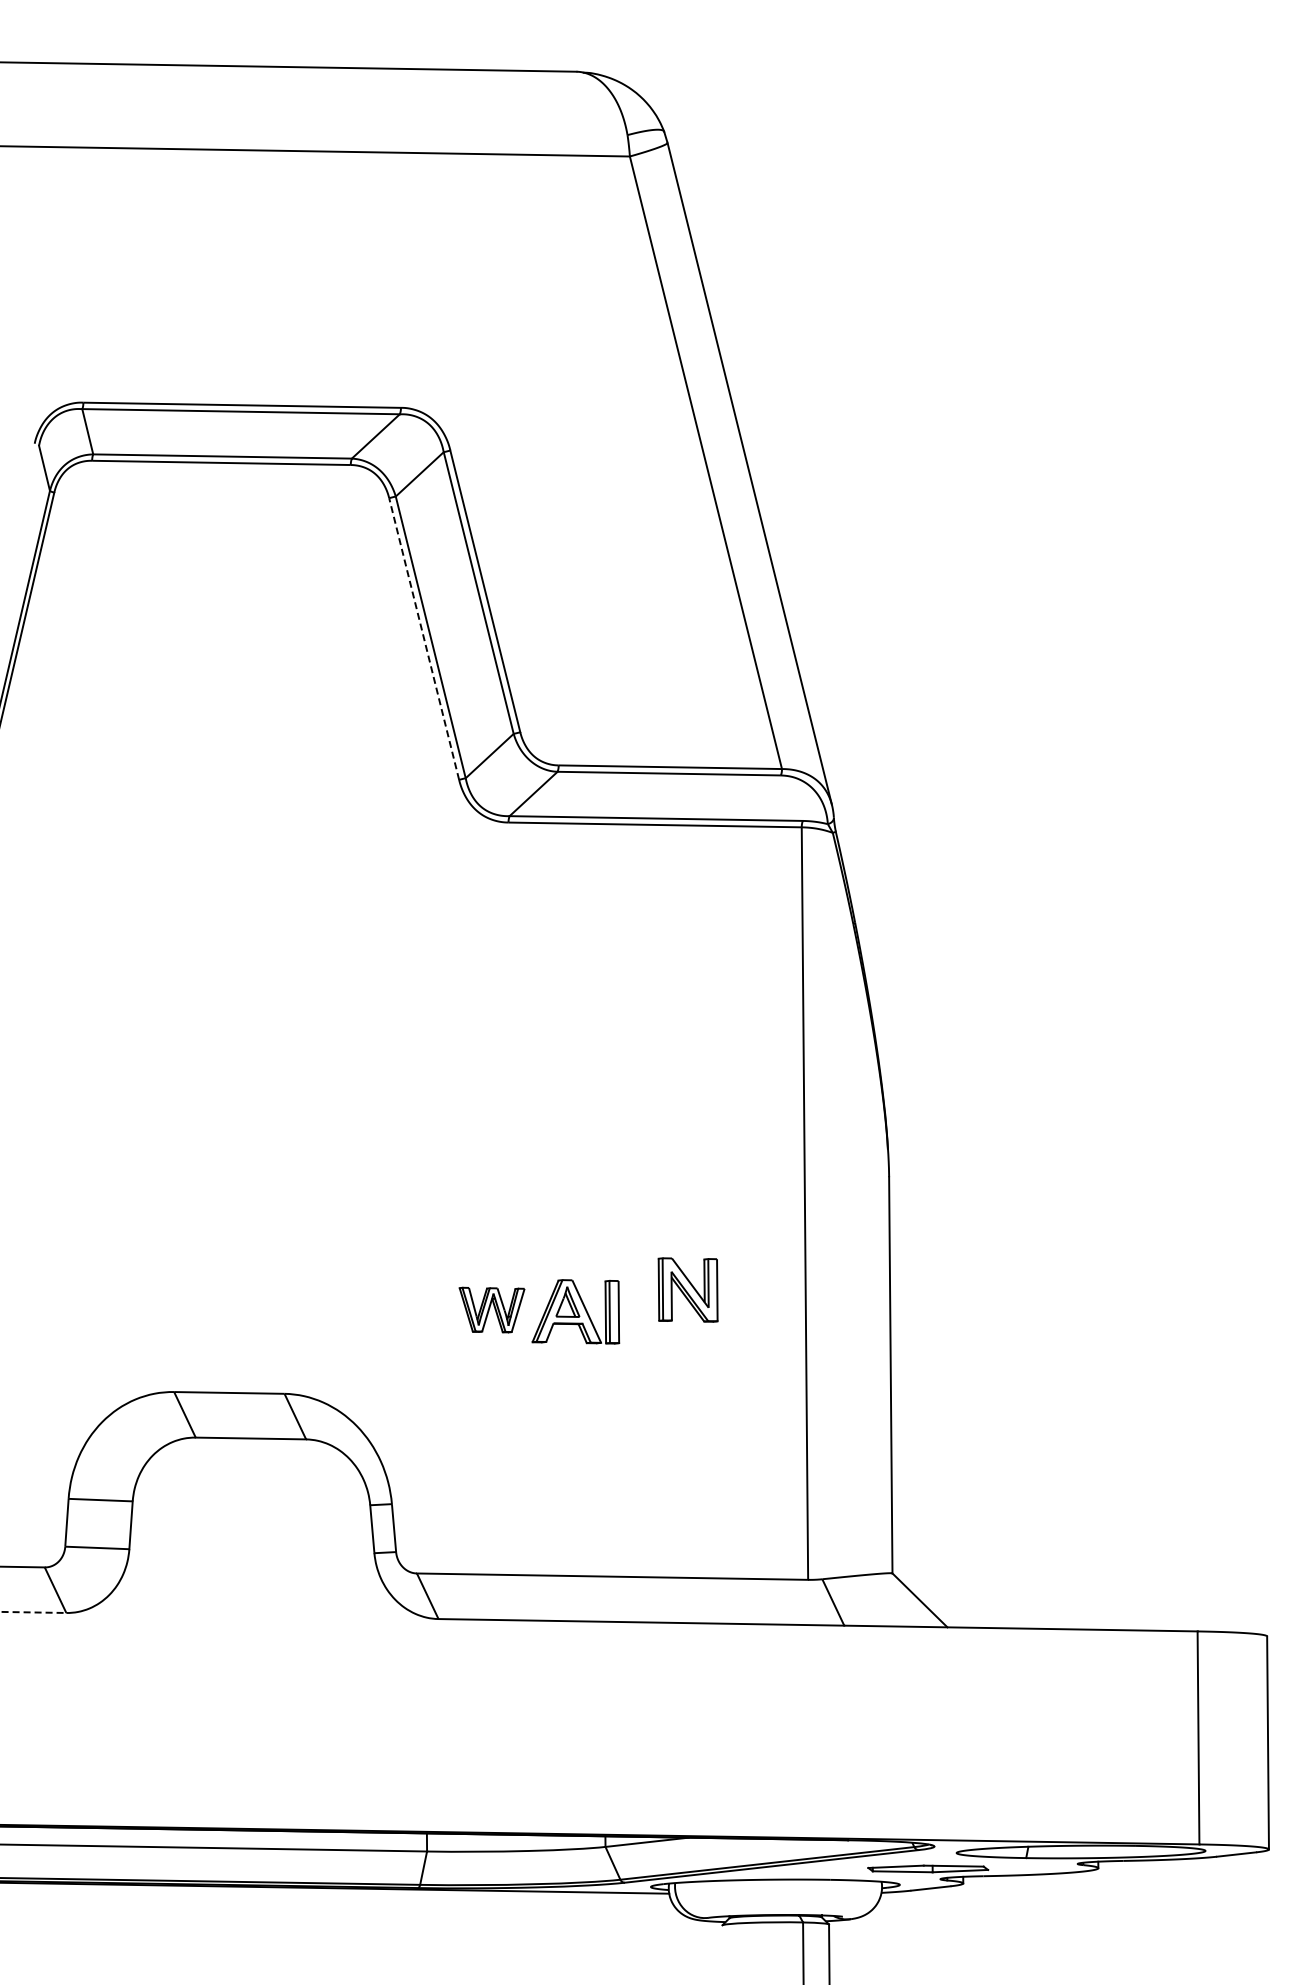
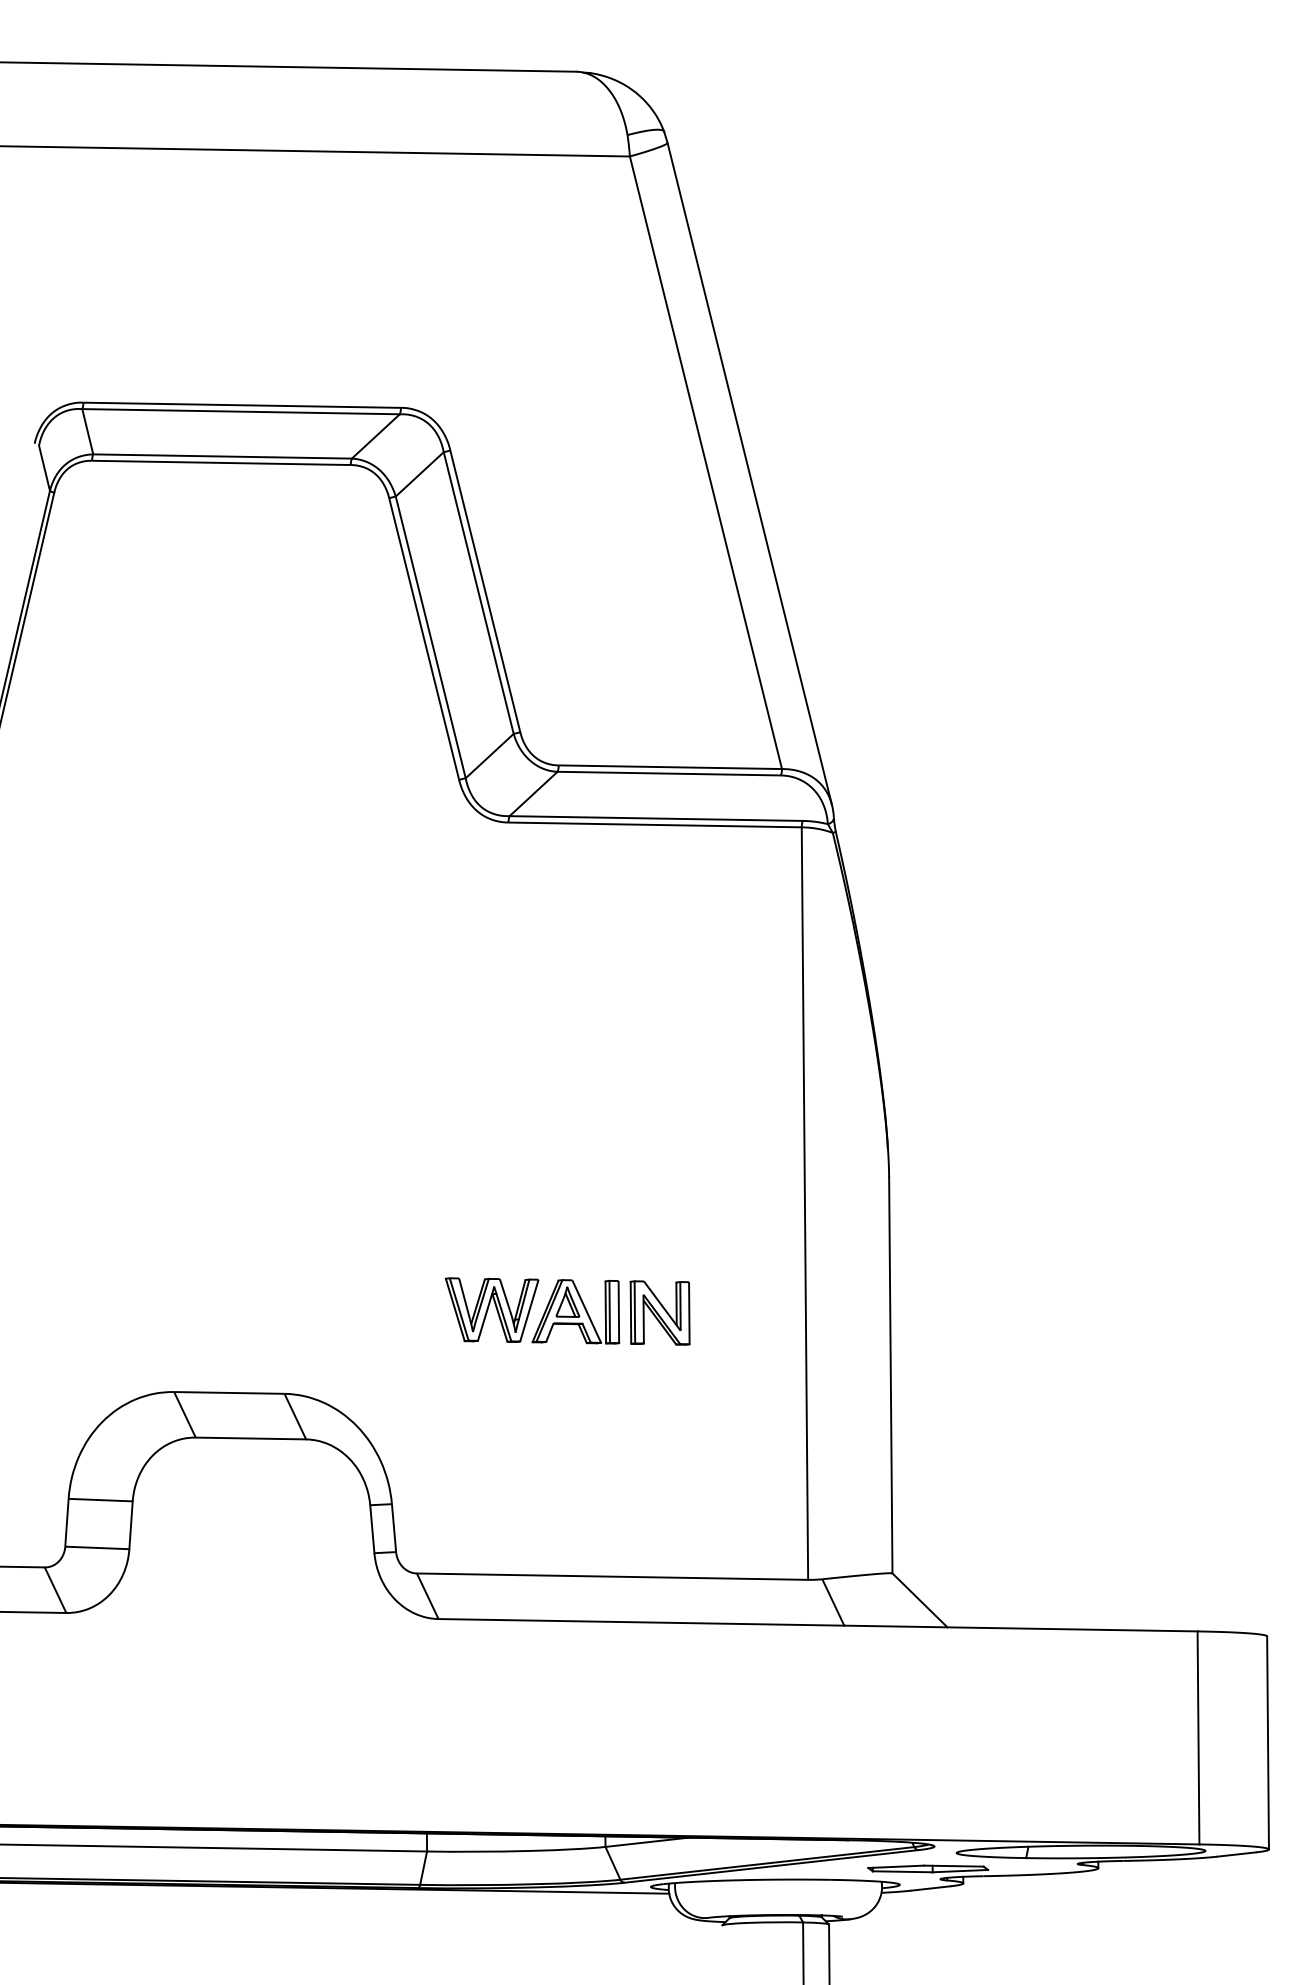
line: dashed -> solid (424, 638)
part position: (687, 1289) -> (659, 1312) (659, 1312)
part size: 68x48 px -> 96x66 px (491, 1309)
line: dashed -> solid (33, 1612)
